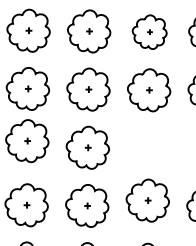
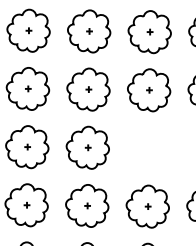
part size: 37x36 px -> 45x45 px (149, 32)
part position: (27, 141) -> (27, 147) (27, 147)
part position: (147, 200) -> (147, 206) (147, 206)
